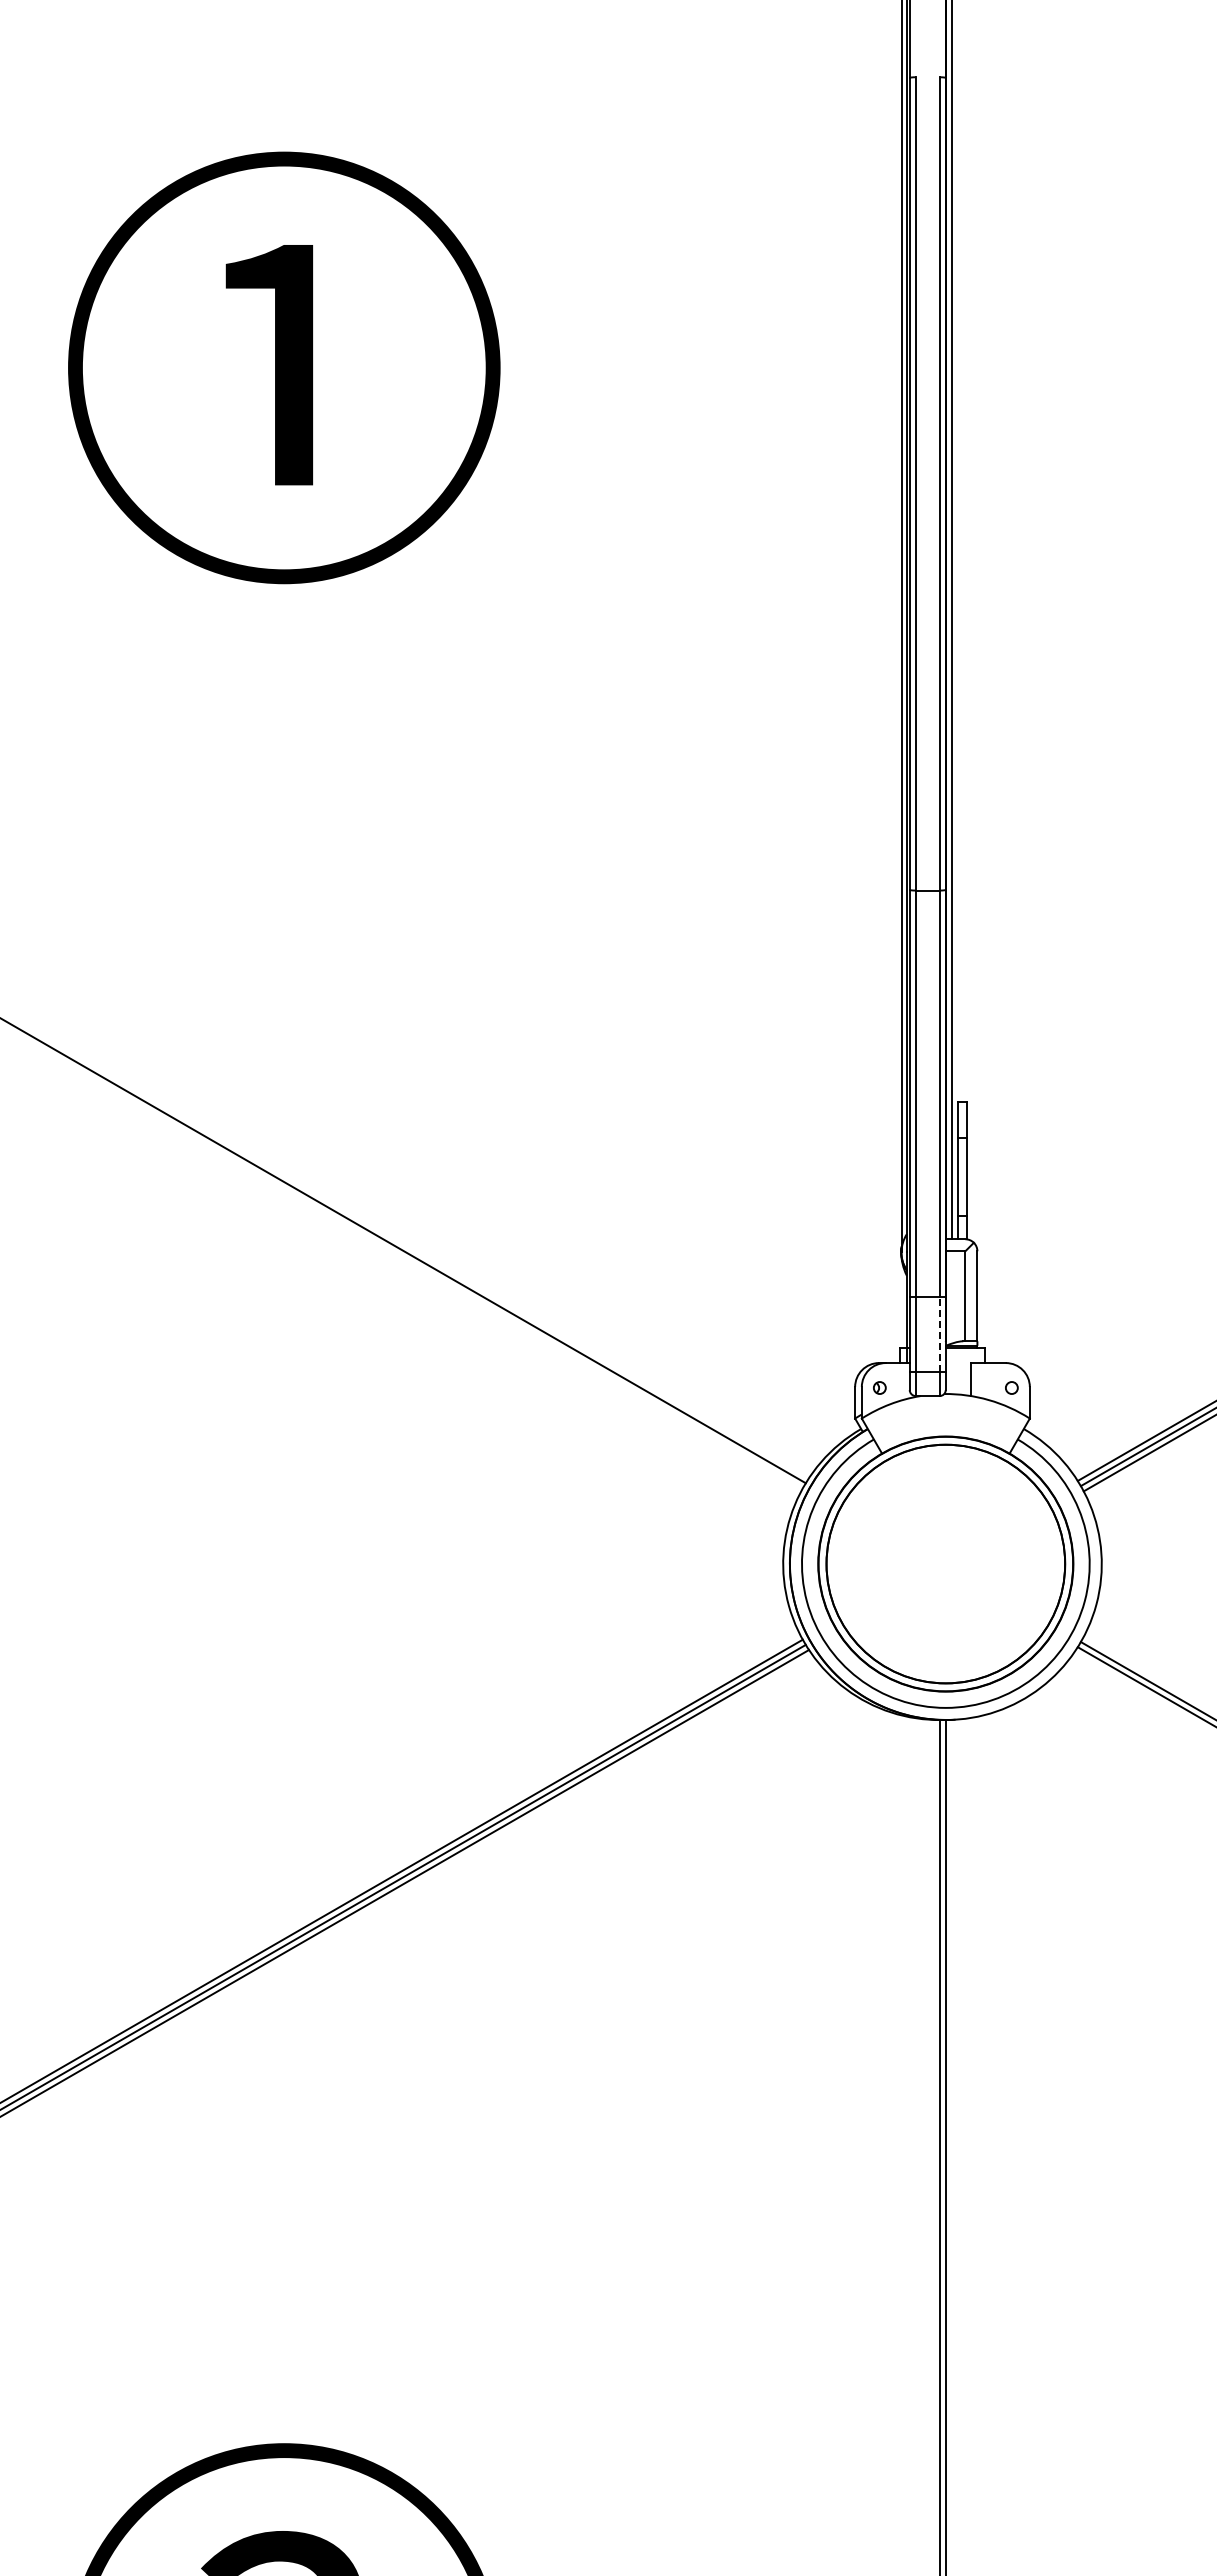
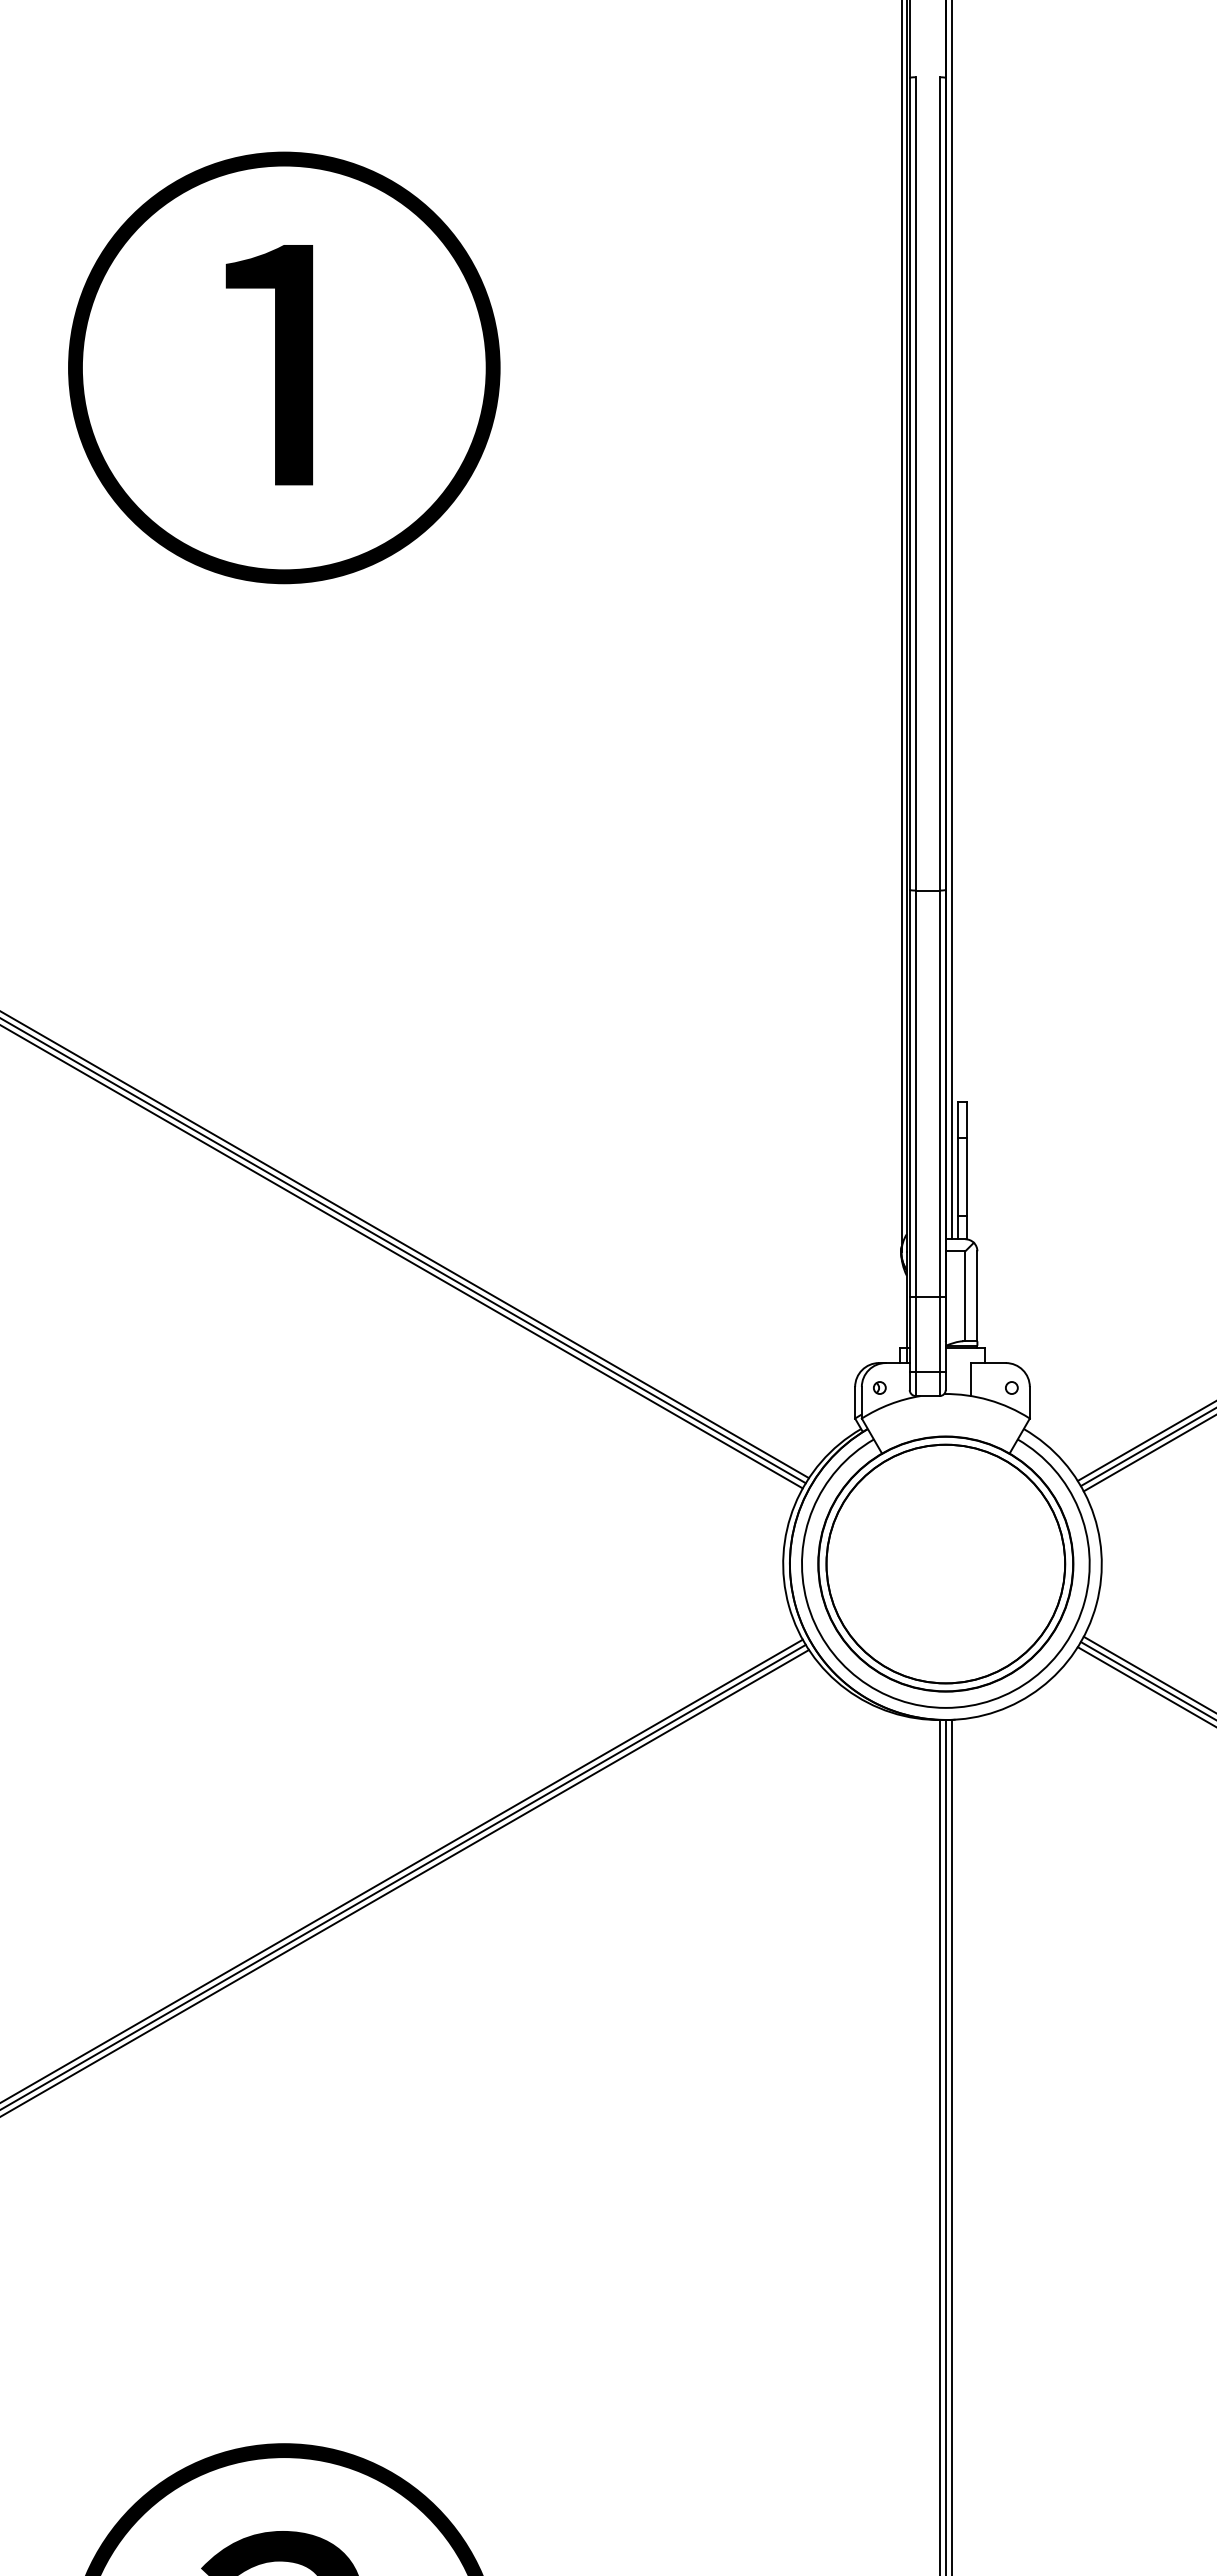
line: none -> present (405, 1245)
line: none -> present (402, 1257)
line: dashed -> solid (939, 1334)
line: none -> present (1148, 1673)
line: none -> present (951, 2145)
